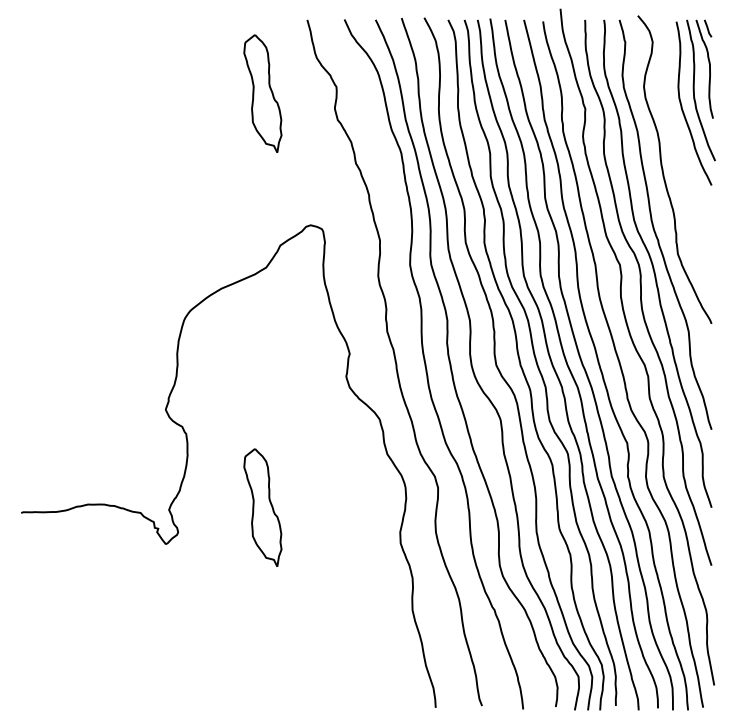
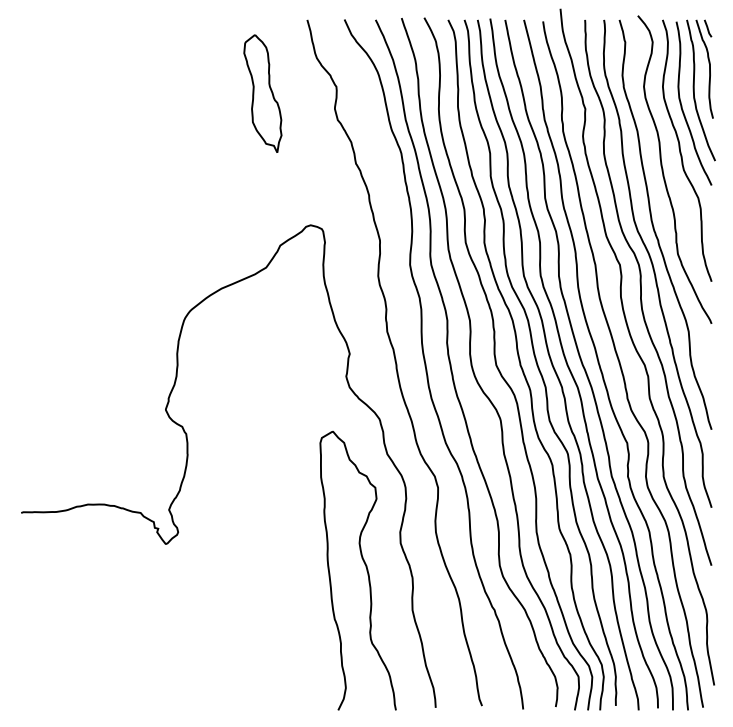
curve: none -> present (681, 151)
part: present -> none (262, 507)
curve: none -> present (365, 567)
